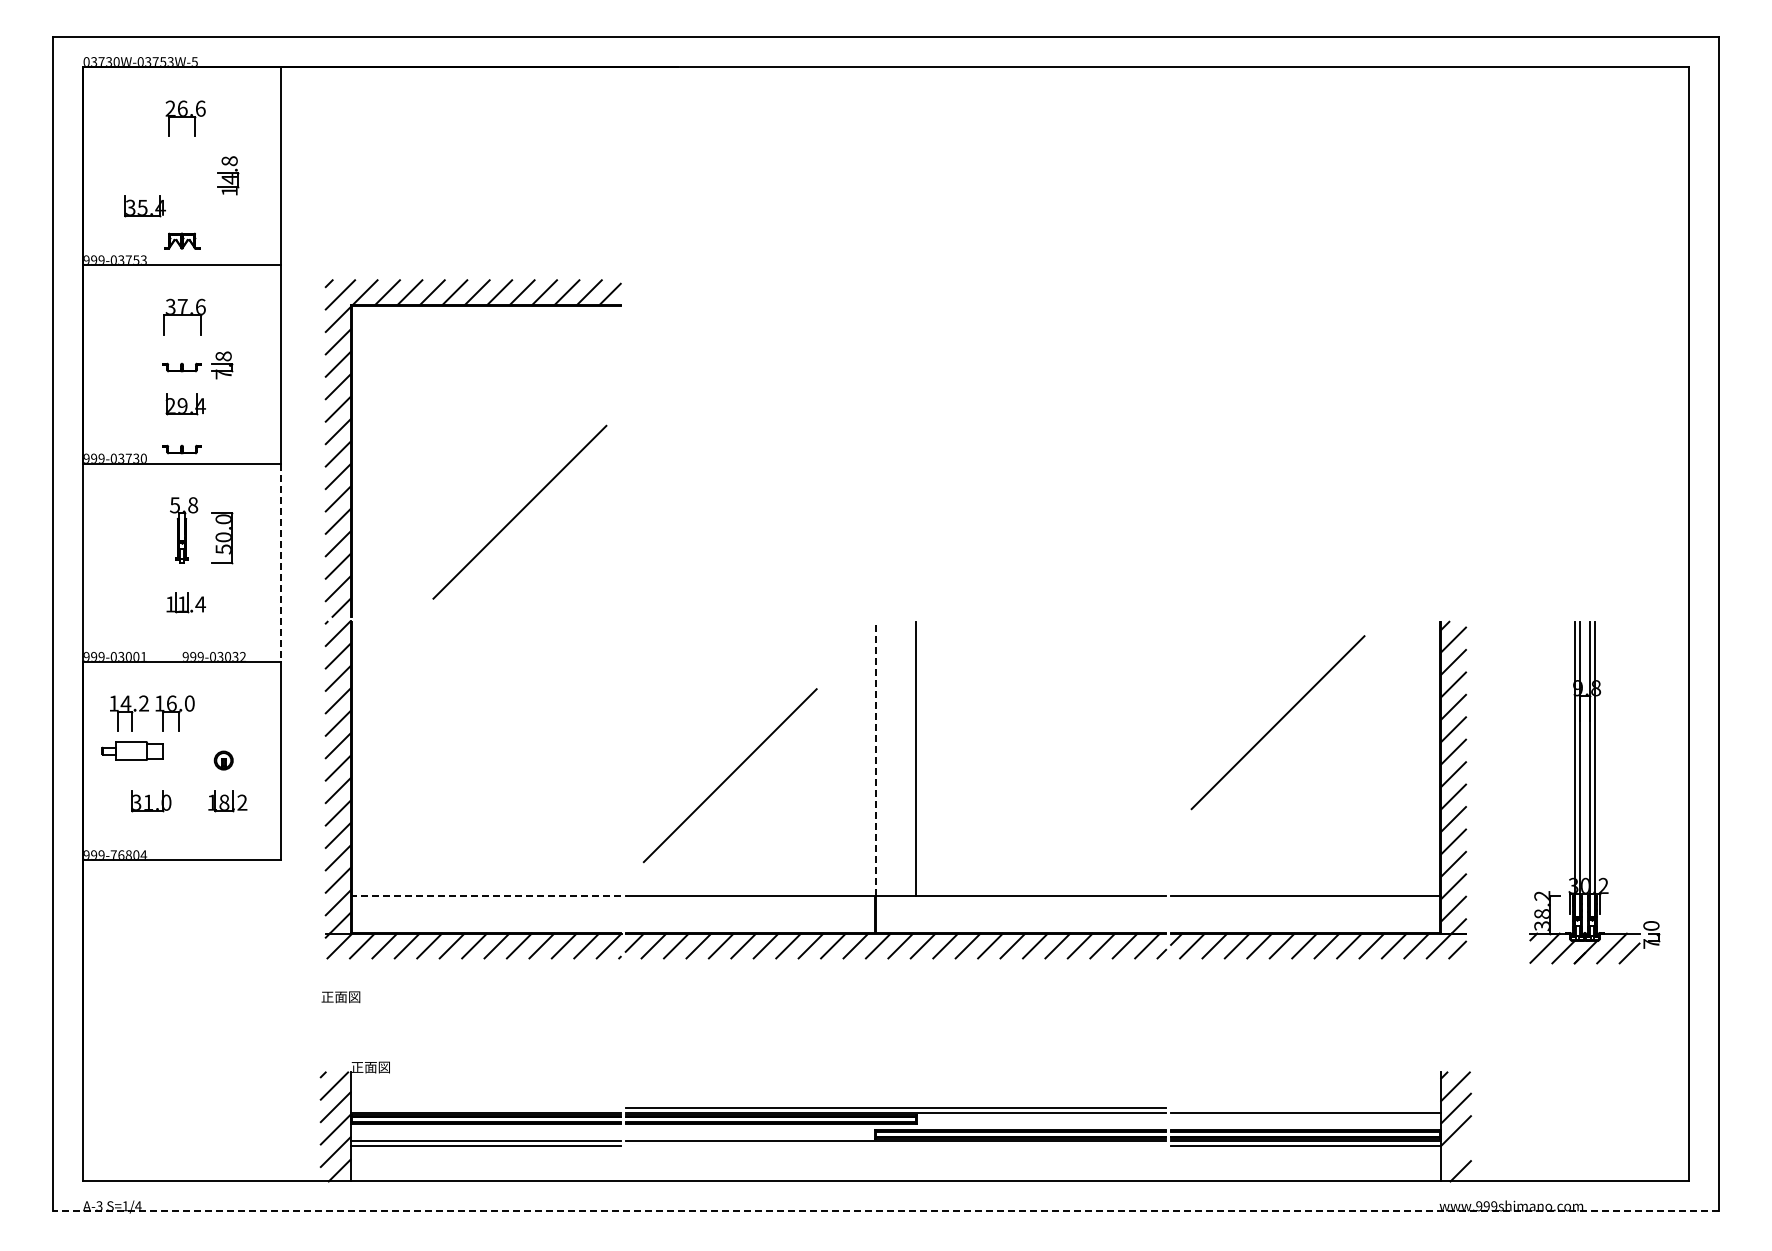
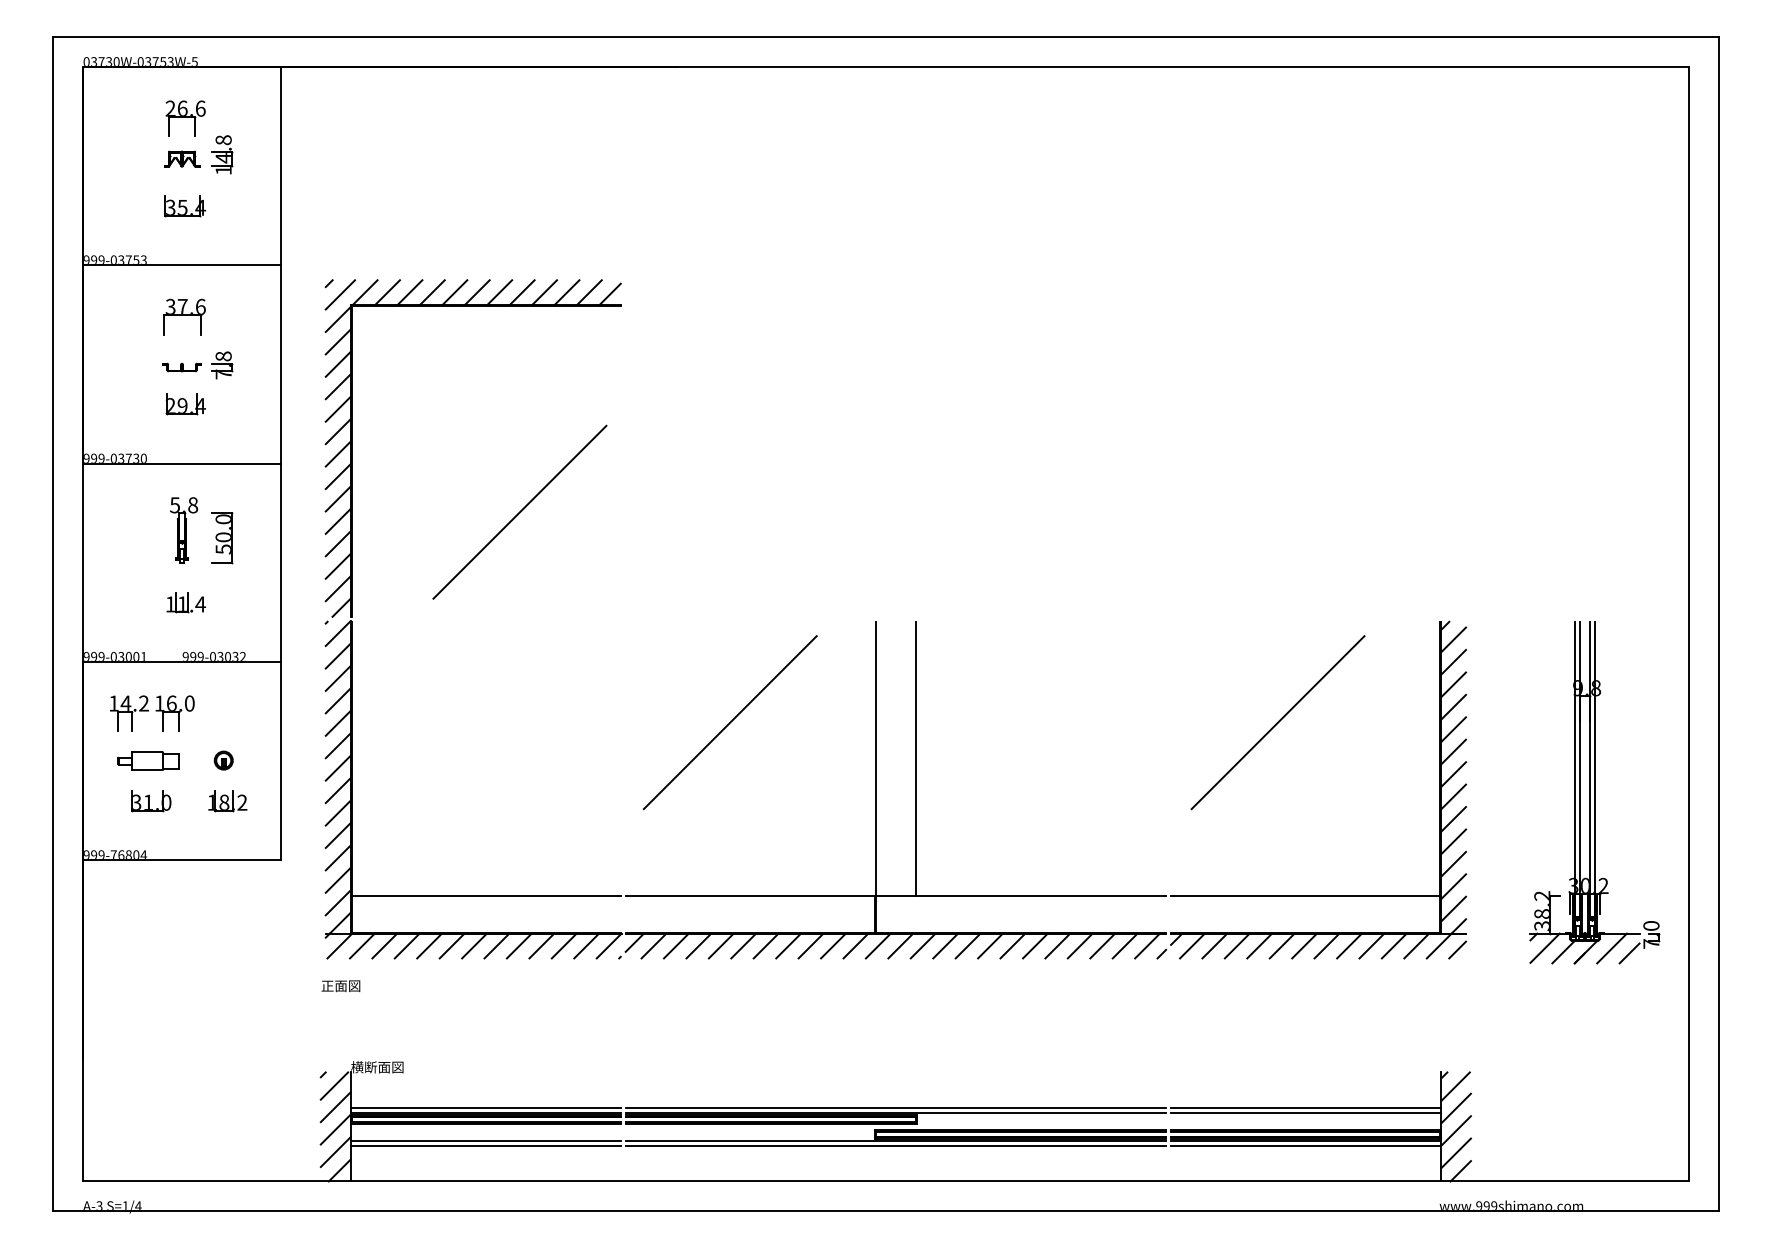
part position: (228, 175) -> (222, 154) (222, 154)
part position: (144, 206) -> (184, 206) (184, 206)
part position: (182, 240) -> (182, 158) (182, 158)
part: present -> none (181, 449)
line: dashed -> solid (281, 563)
part position: (132, 750) -> (148, 760) (148, 760)
line: dashed -> solid (876, 758)
line position: (729, 775) -> (729, 722) (729, 722)
line: dashed -> solid (485, 895)
text position: (340, 997) -> (340, 986) (340, 986)
text: 正面図 -> 横断面図 (377, 1067)
line: none -> present (485, 1108)
line: none -> present (1306, 1108)
line: none -> present (895, 1145)
line: none -> present (1455, 1153)
line: dashed -> solid (886, 1211)
